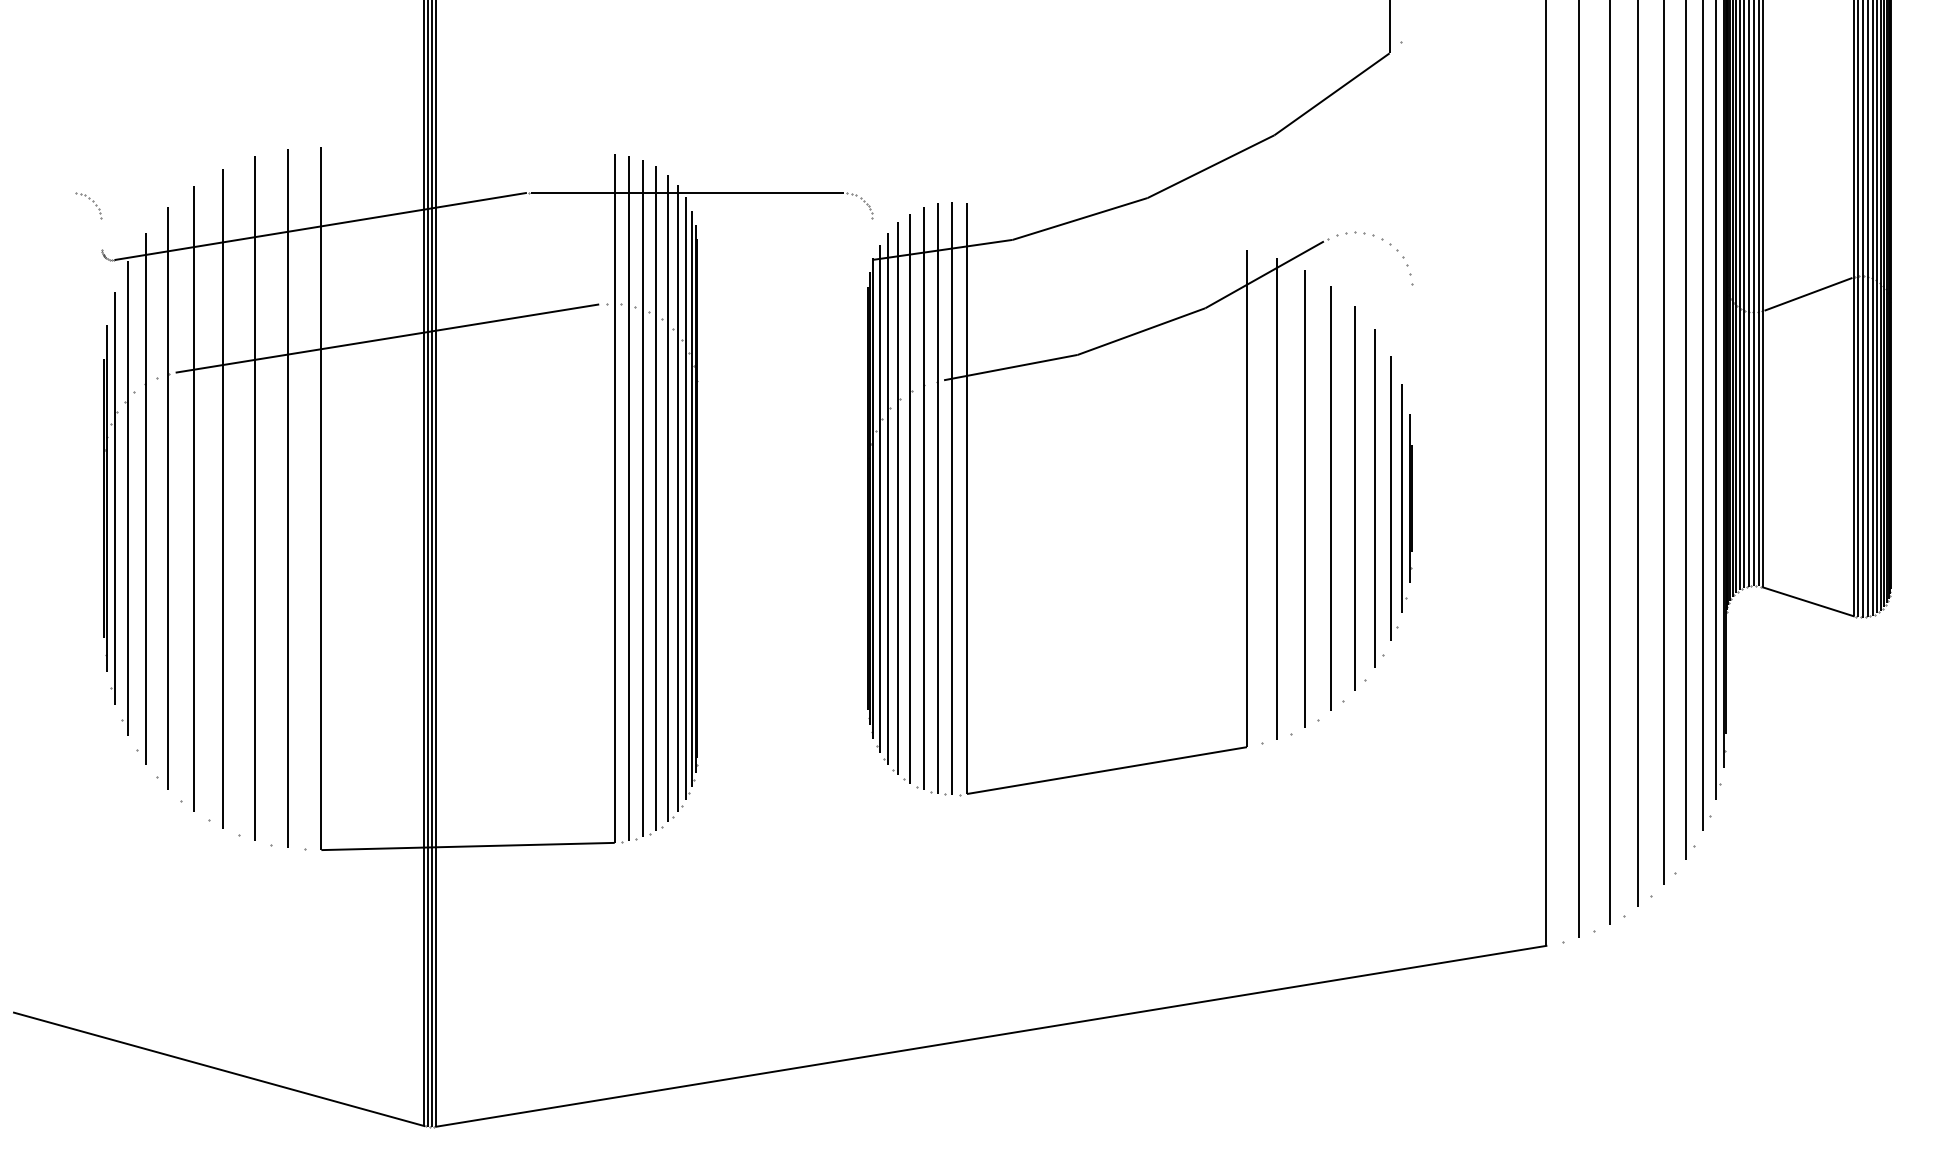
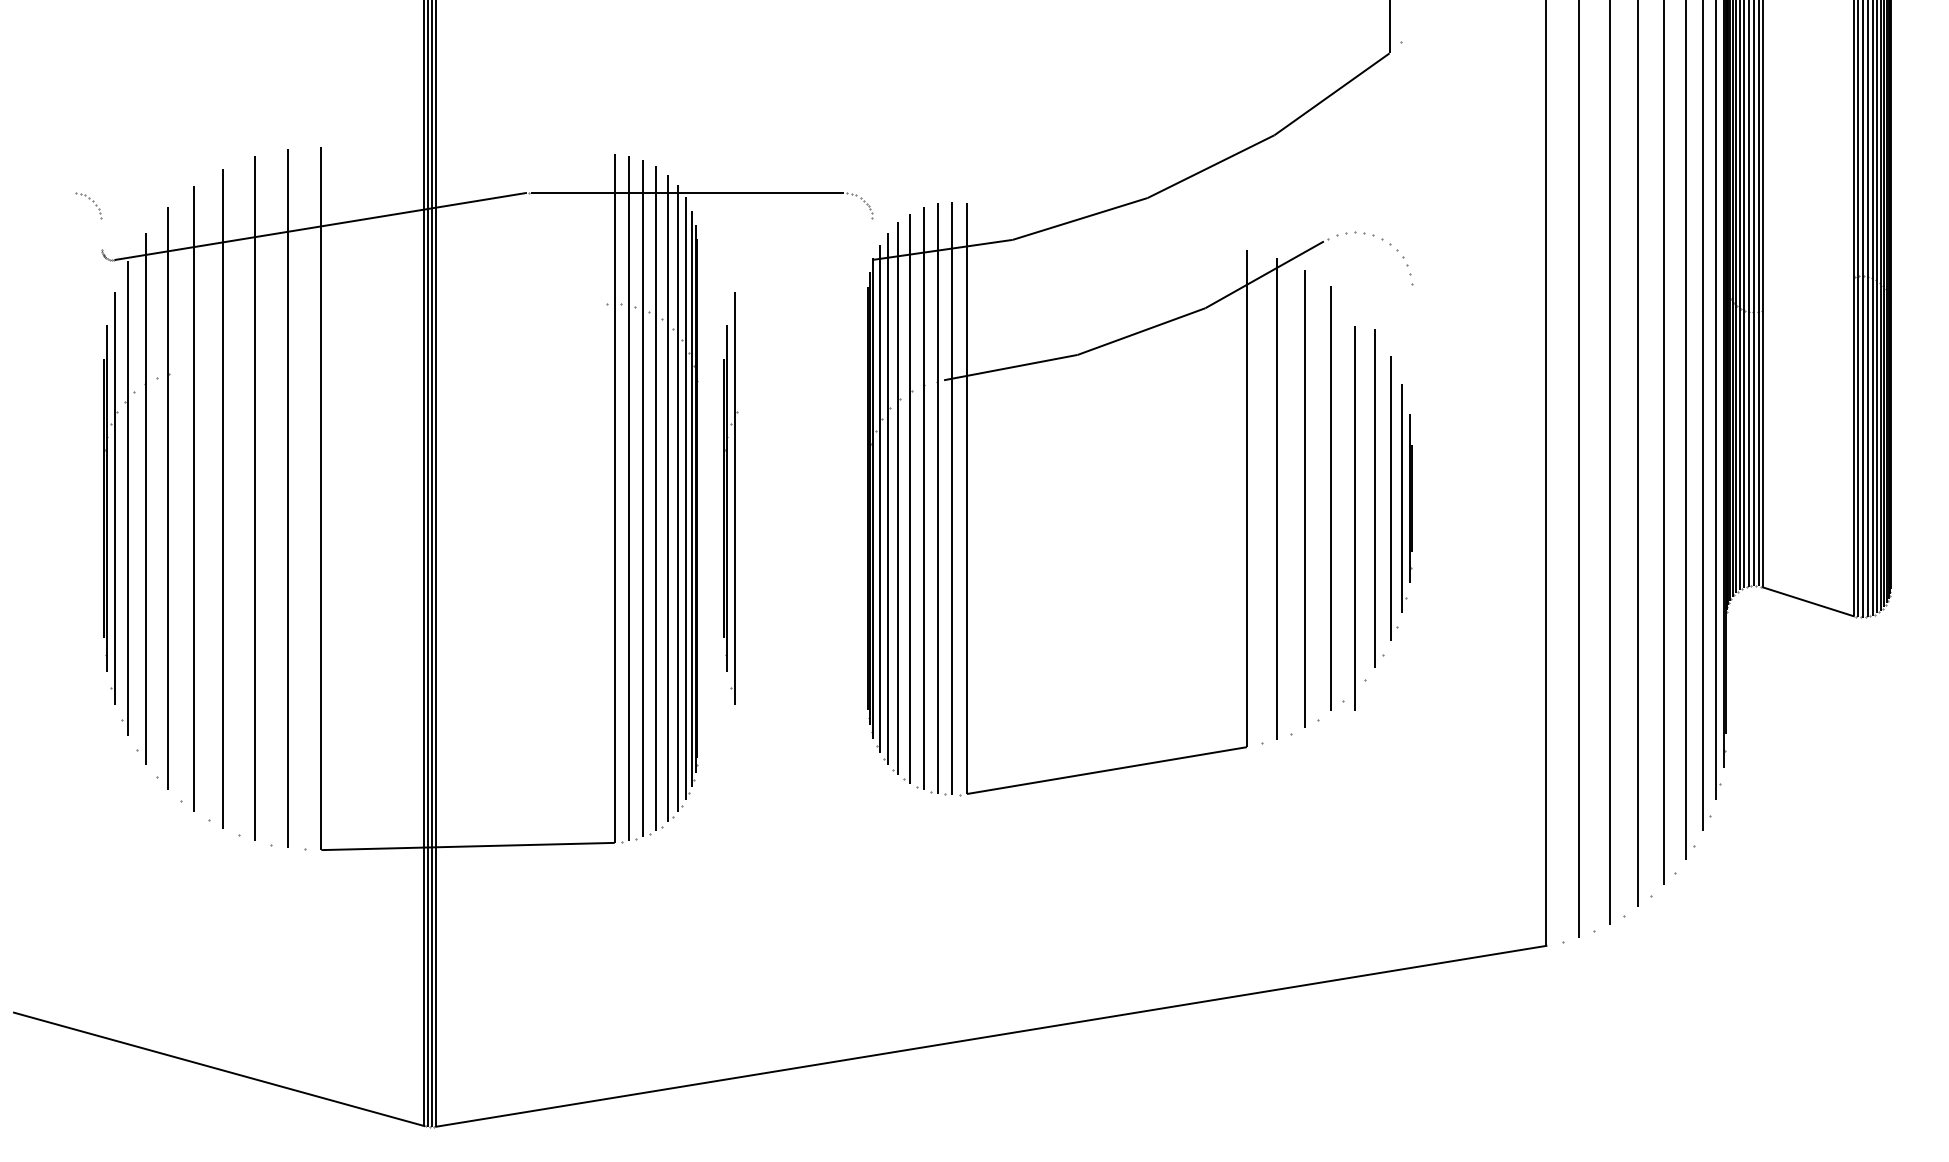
line: present -> none (1808, 293)
line: present -> none (387, 338)
part: none -> present (730, 498)
line position: (1354, 498) -> (1354, 518) (1354, 518)
